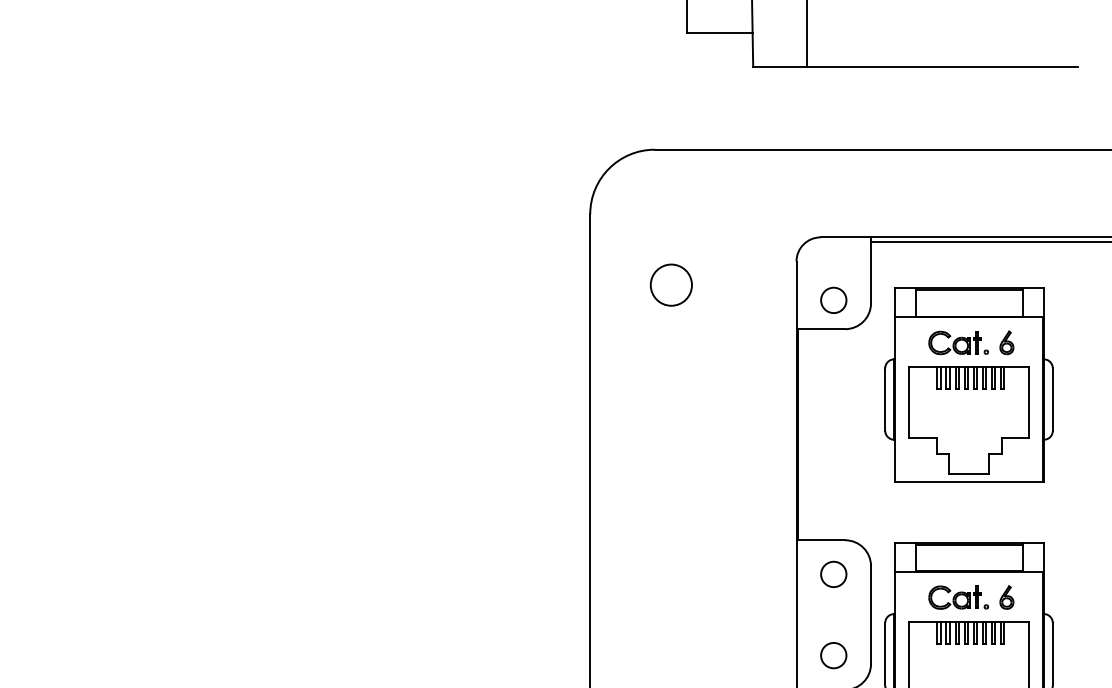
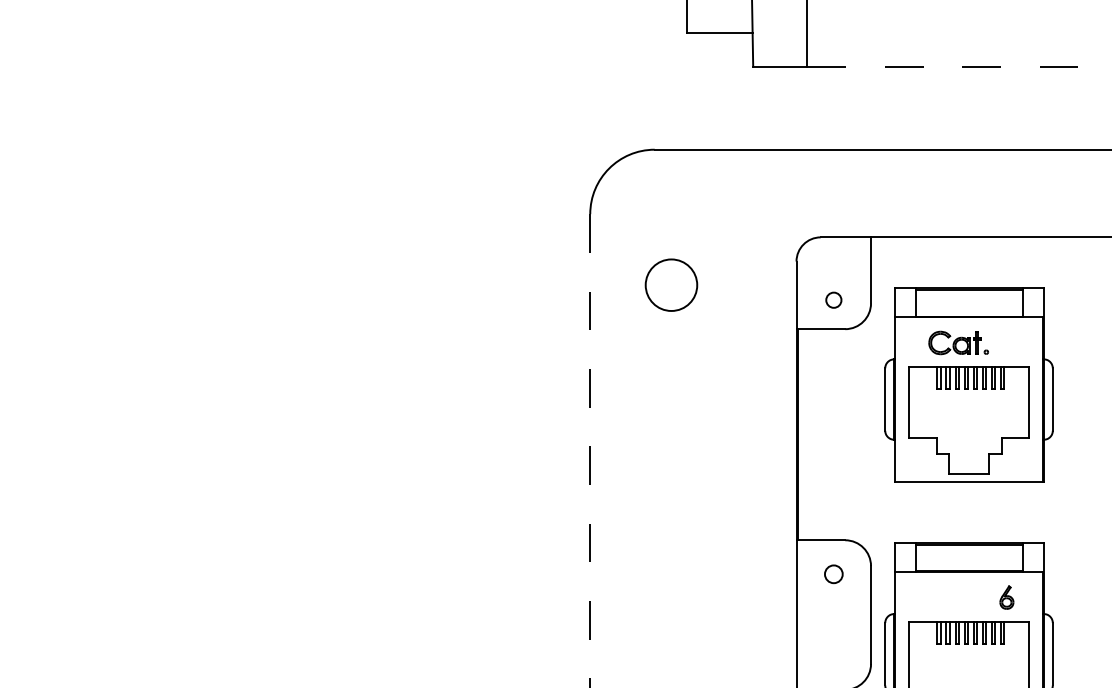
line: solid -> dashed (942, 66)
line: present -> none (989, 242)
circle size: 44x44 px -> 55x54 px (671, 284)
circle size: 28x28 px -> 18x18 px (833, 299)
part: present -> none (1006, 342)
line: solid -> dashed (590, 451)
circle size: 28x28 px -> 20x21 px (833, 574)
part: present -> none (958, 597)
circle: present -> none (833, 655)
